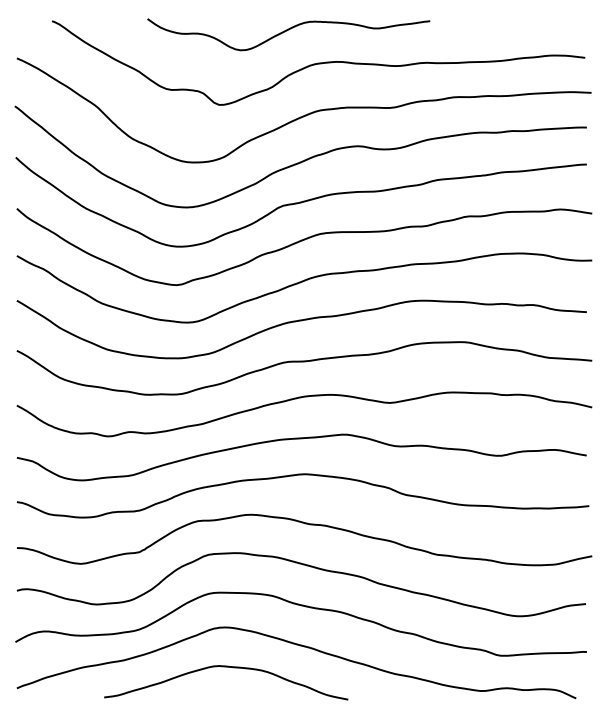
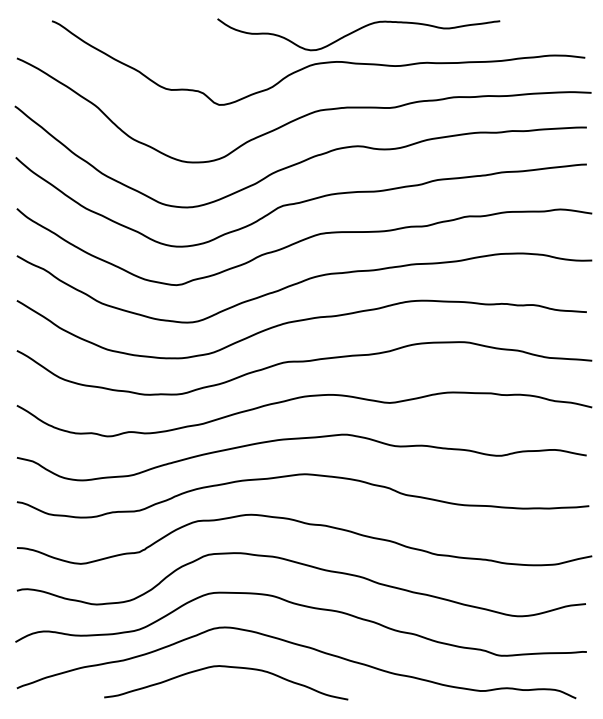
curve position: (287, 31) -> (357, 31) (357, 31)
